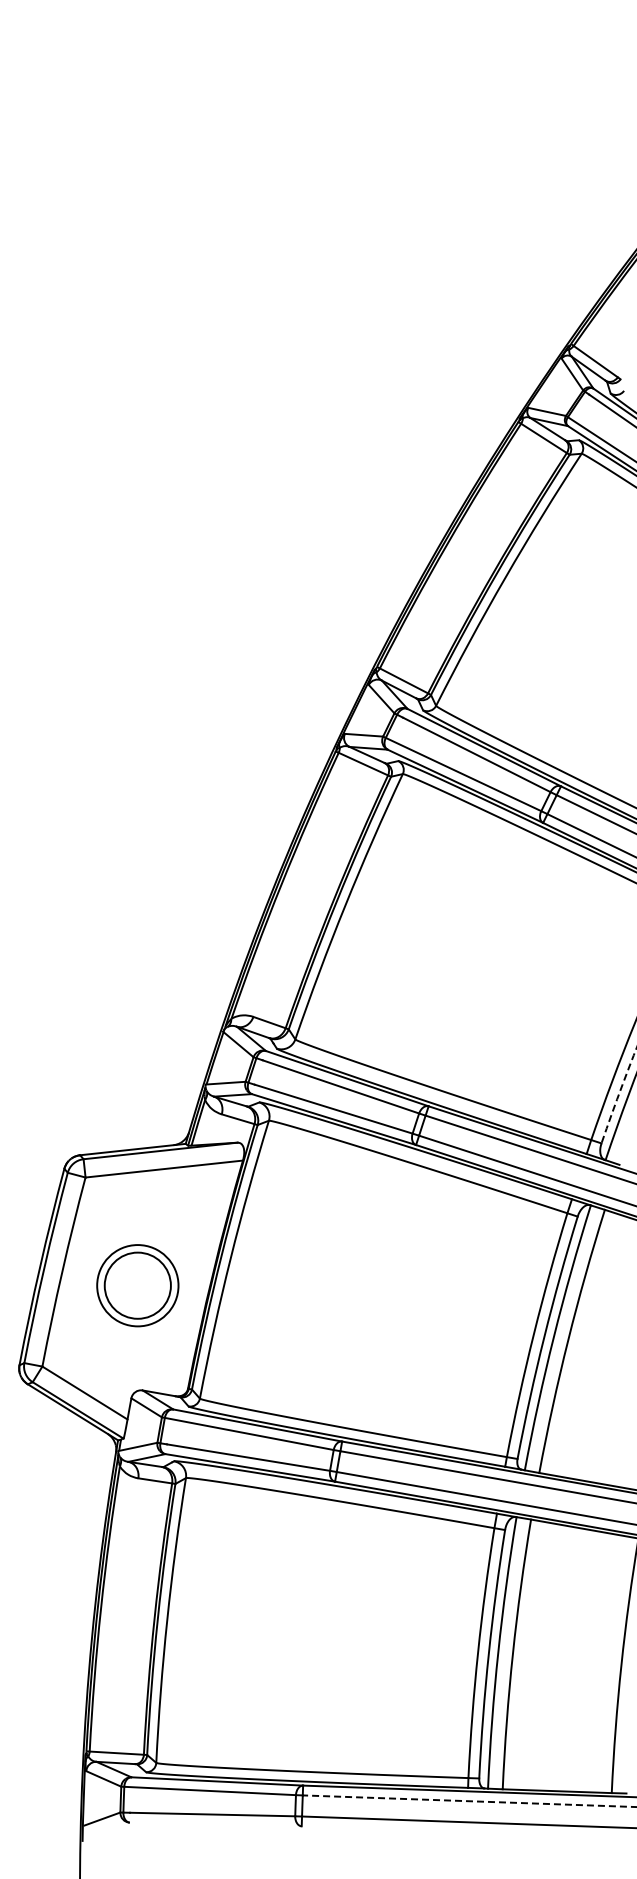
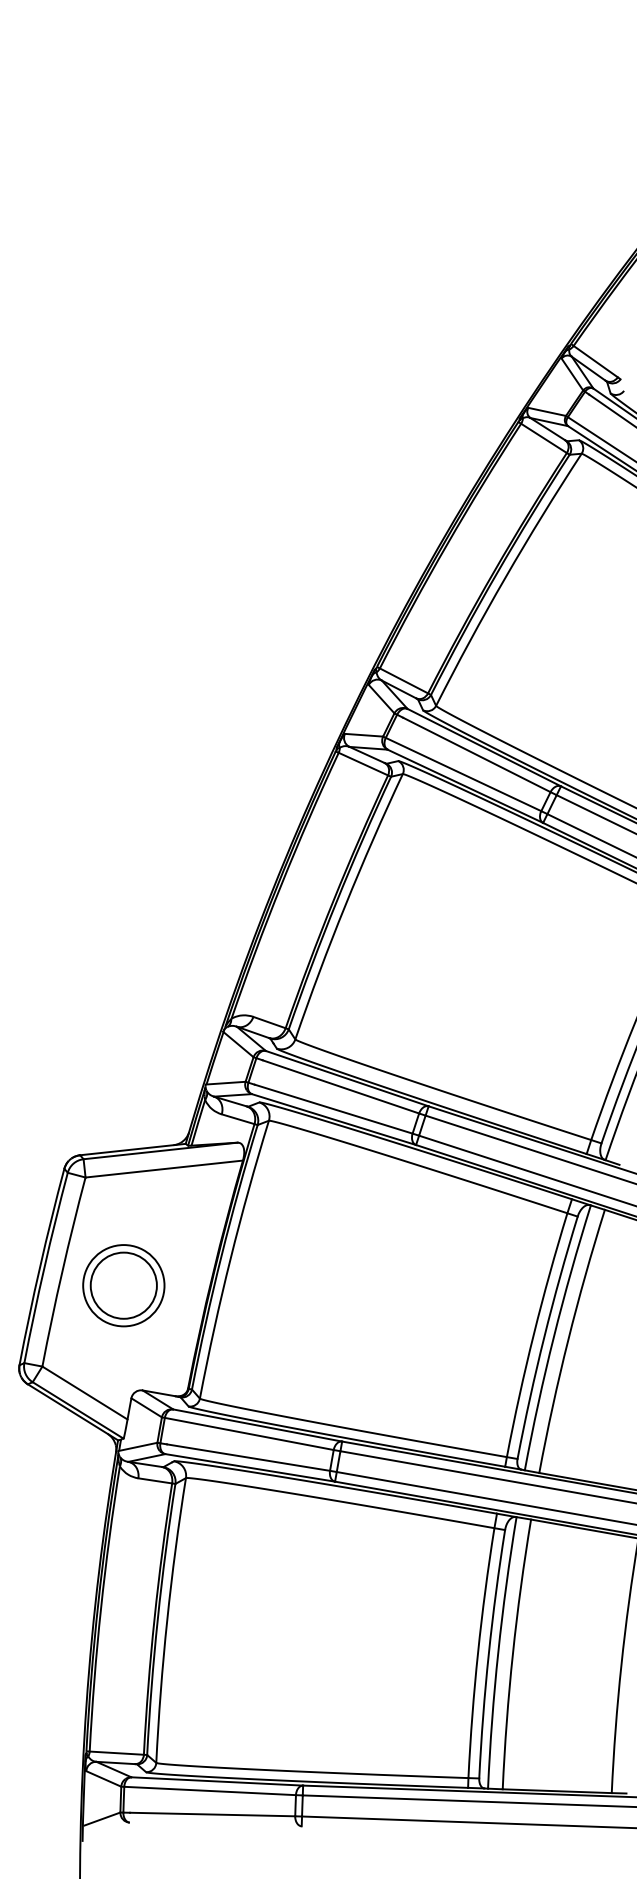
arc: dashed -> solid (618, 1094)
part position: (137, 1285) -> (123, 1285) (123, 1285)
line: dashed -> solid (469, 1801)
